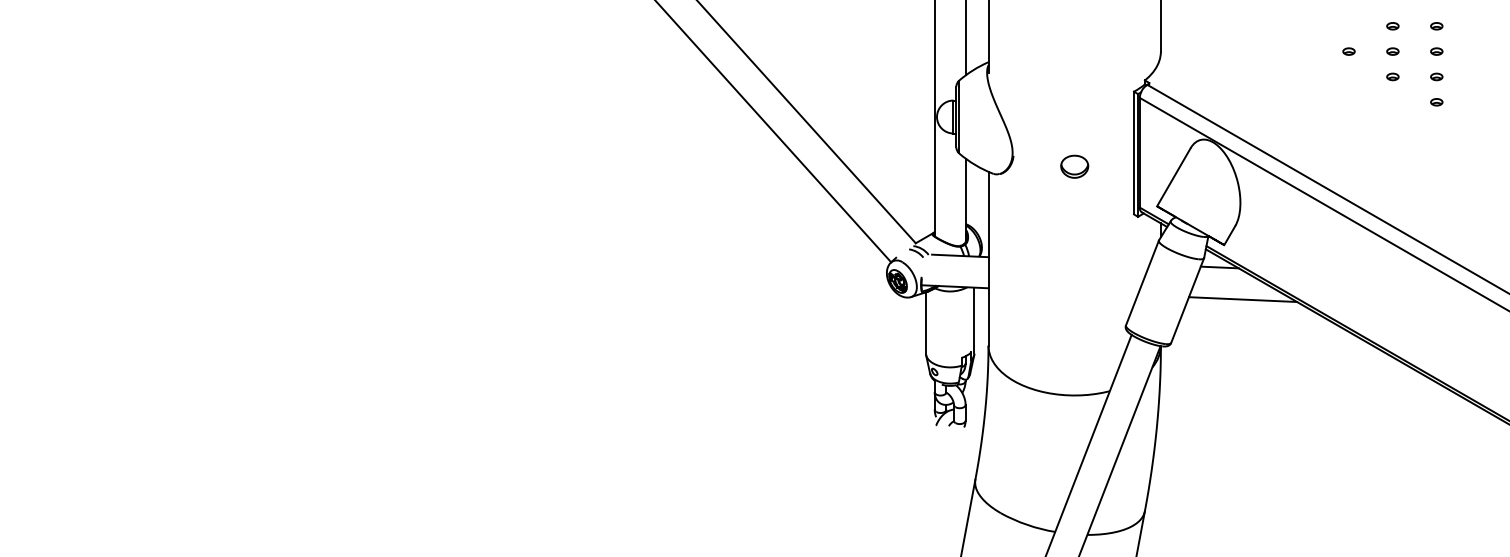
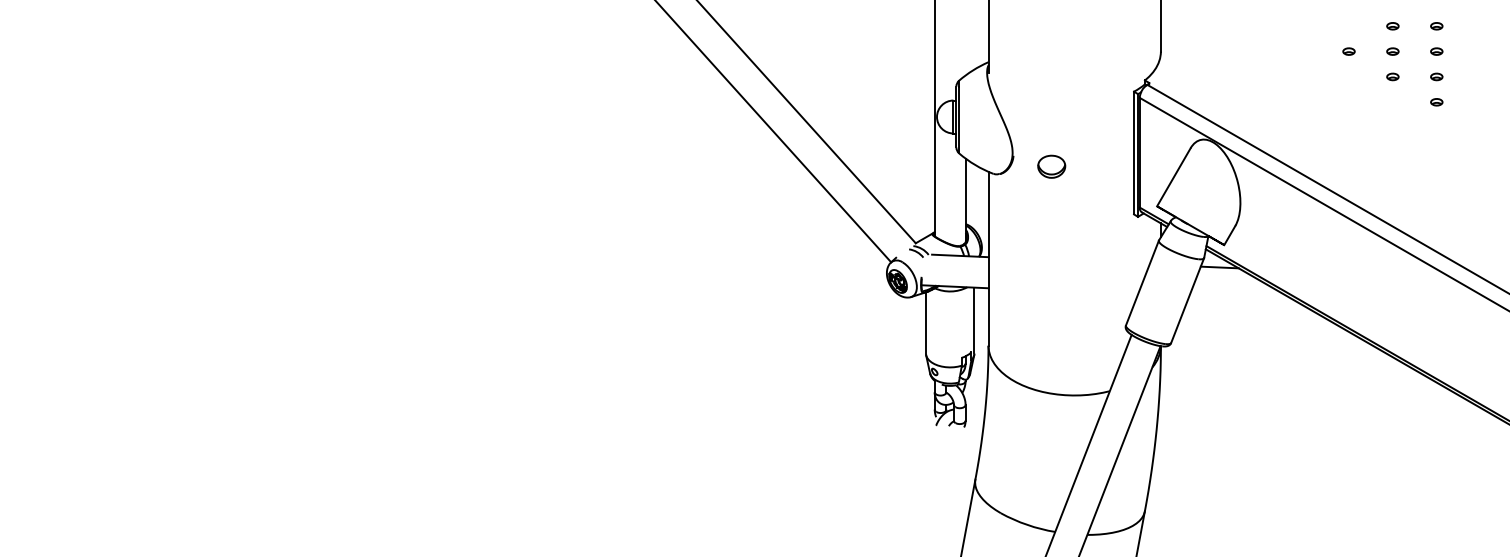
line: present -> none (965, 38)
part position: (1074, 166) -> (1051, 166) (1051, 166)
line: present -> none (1242, 299)
